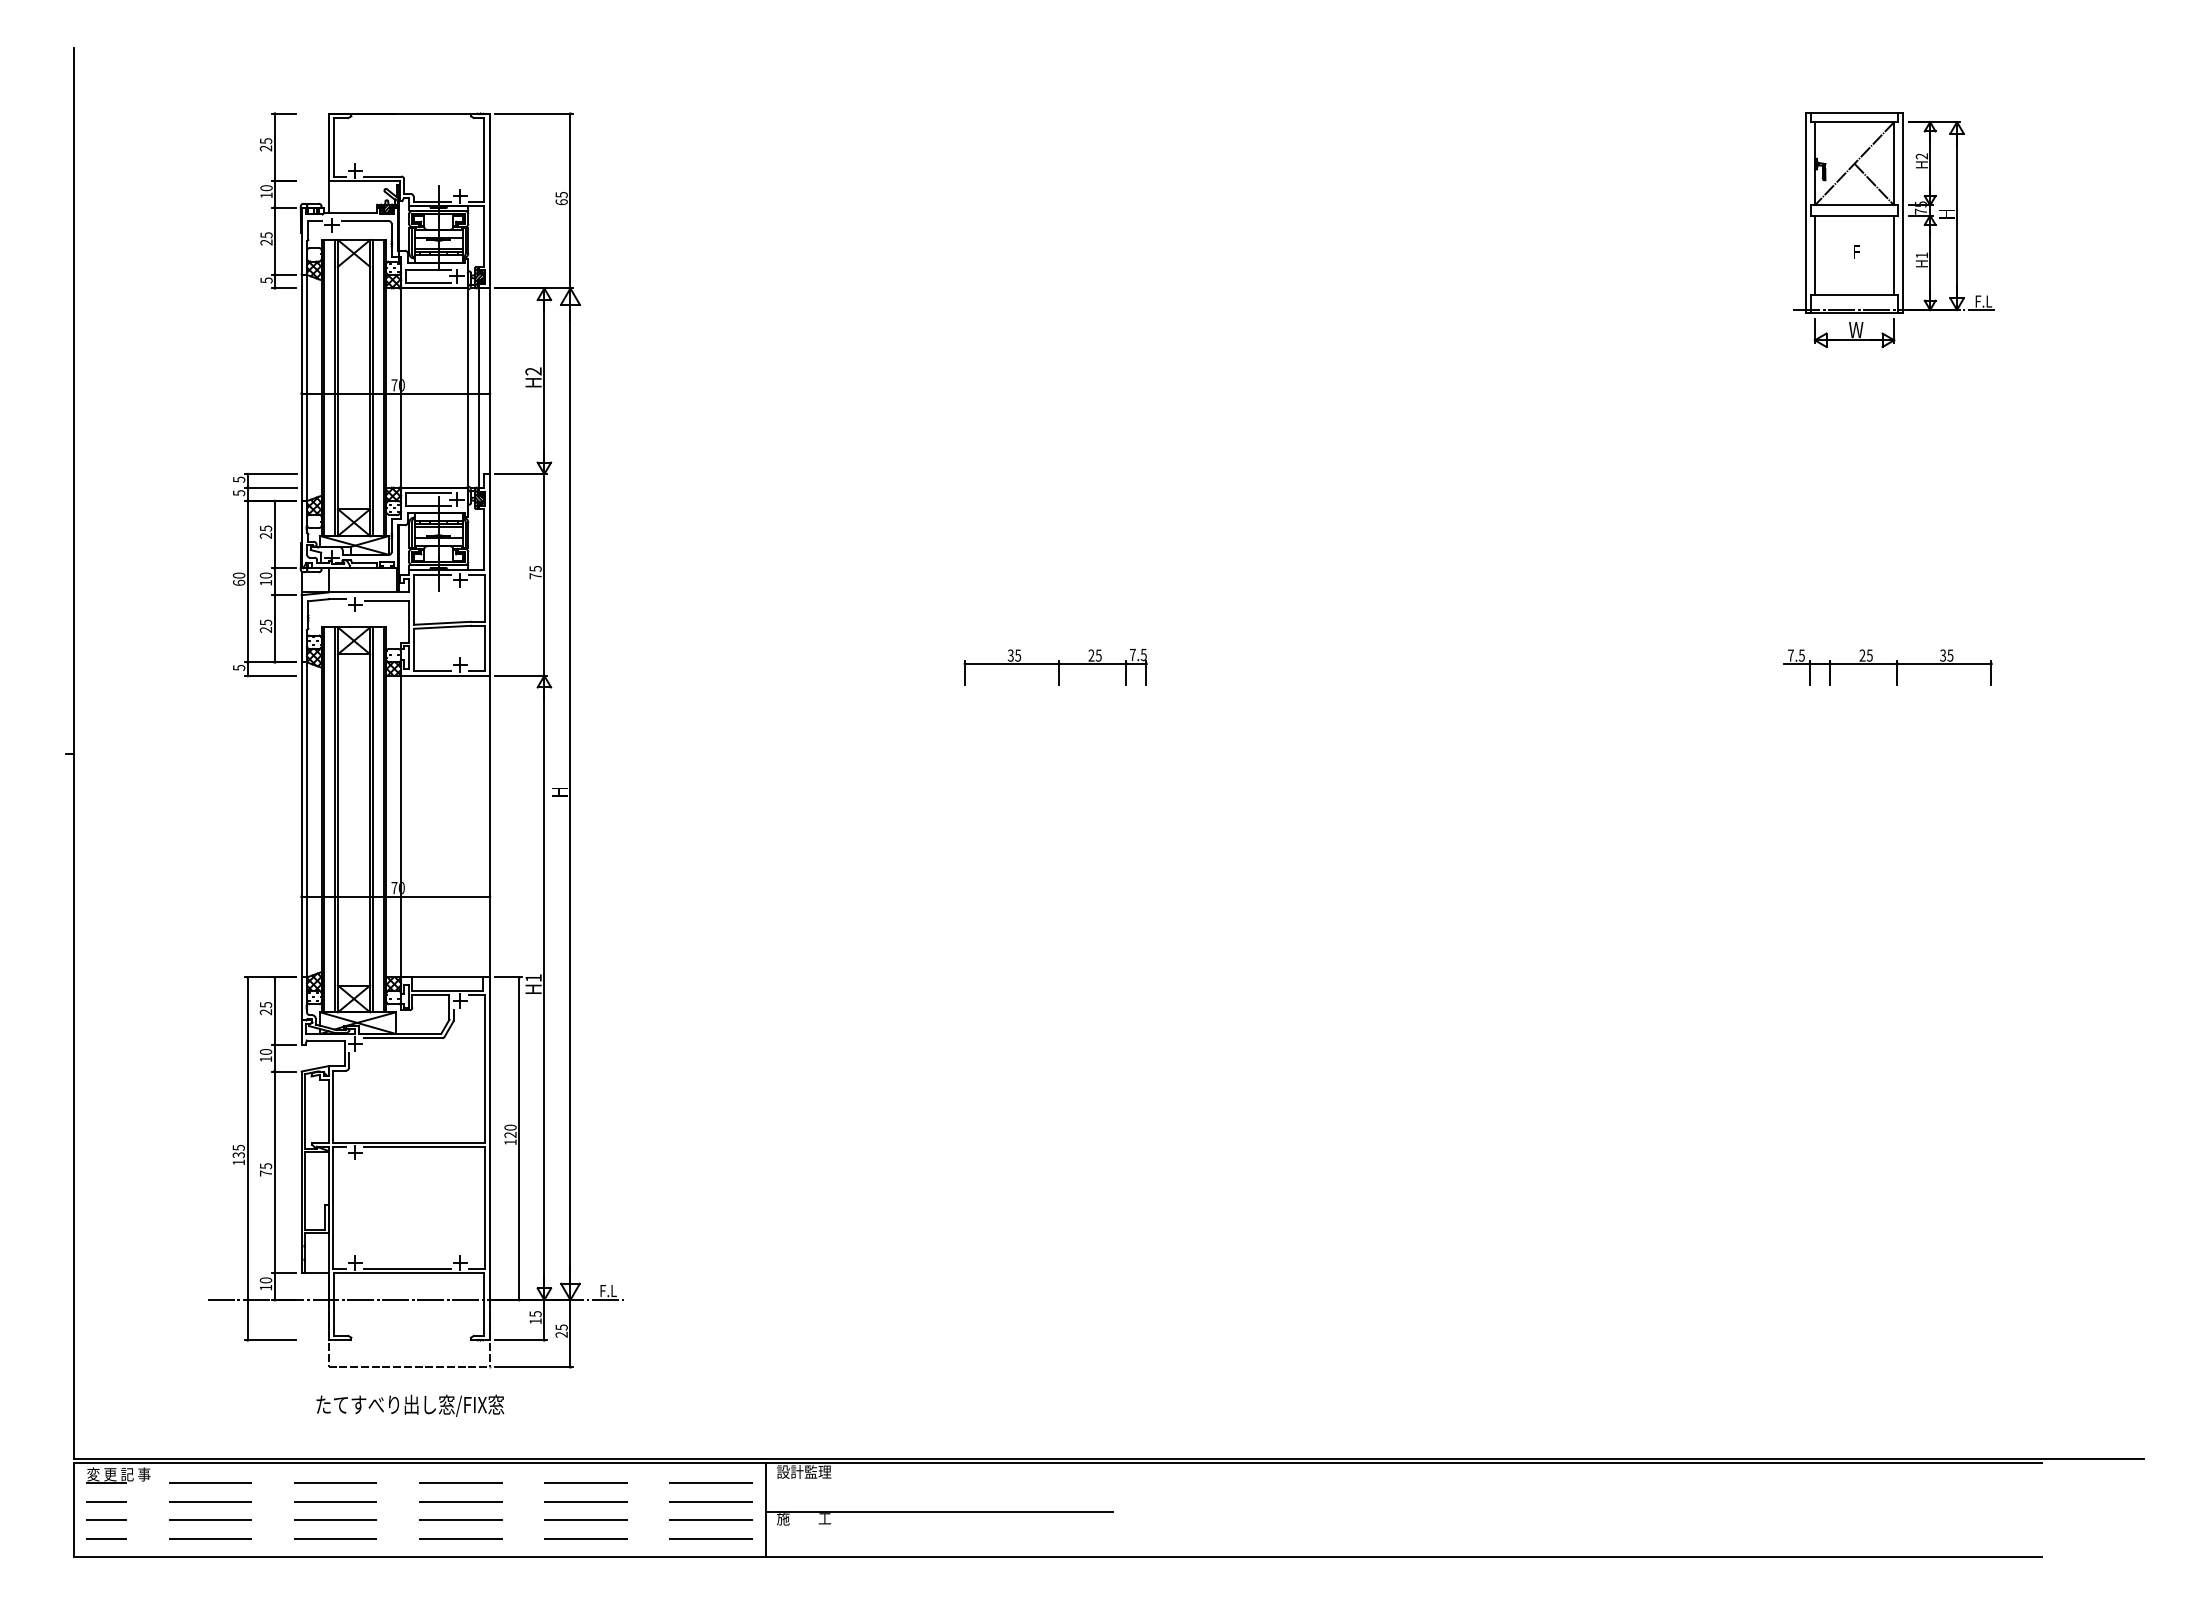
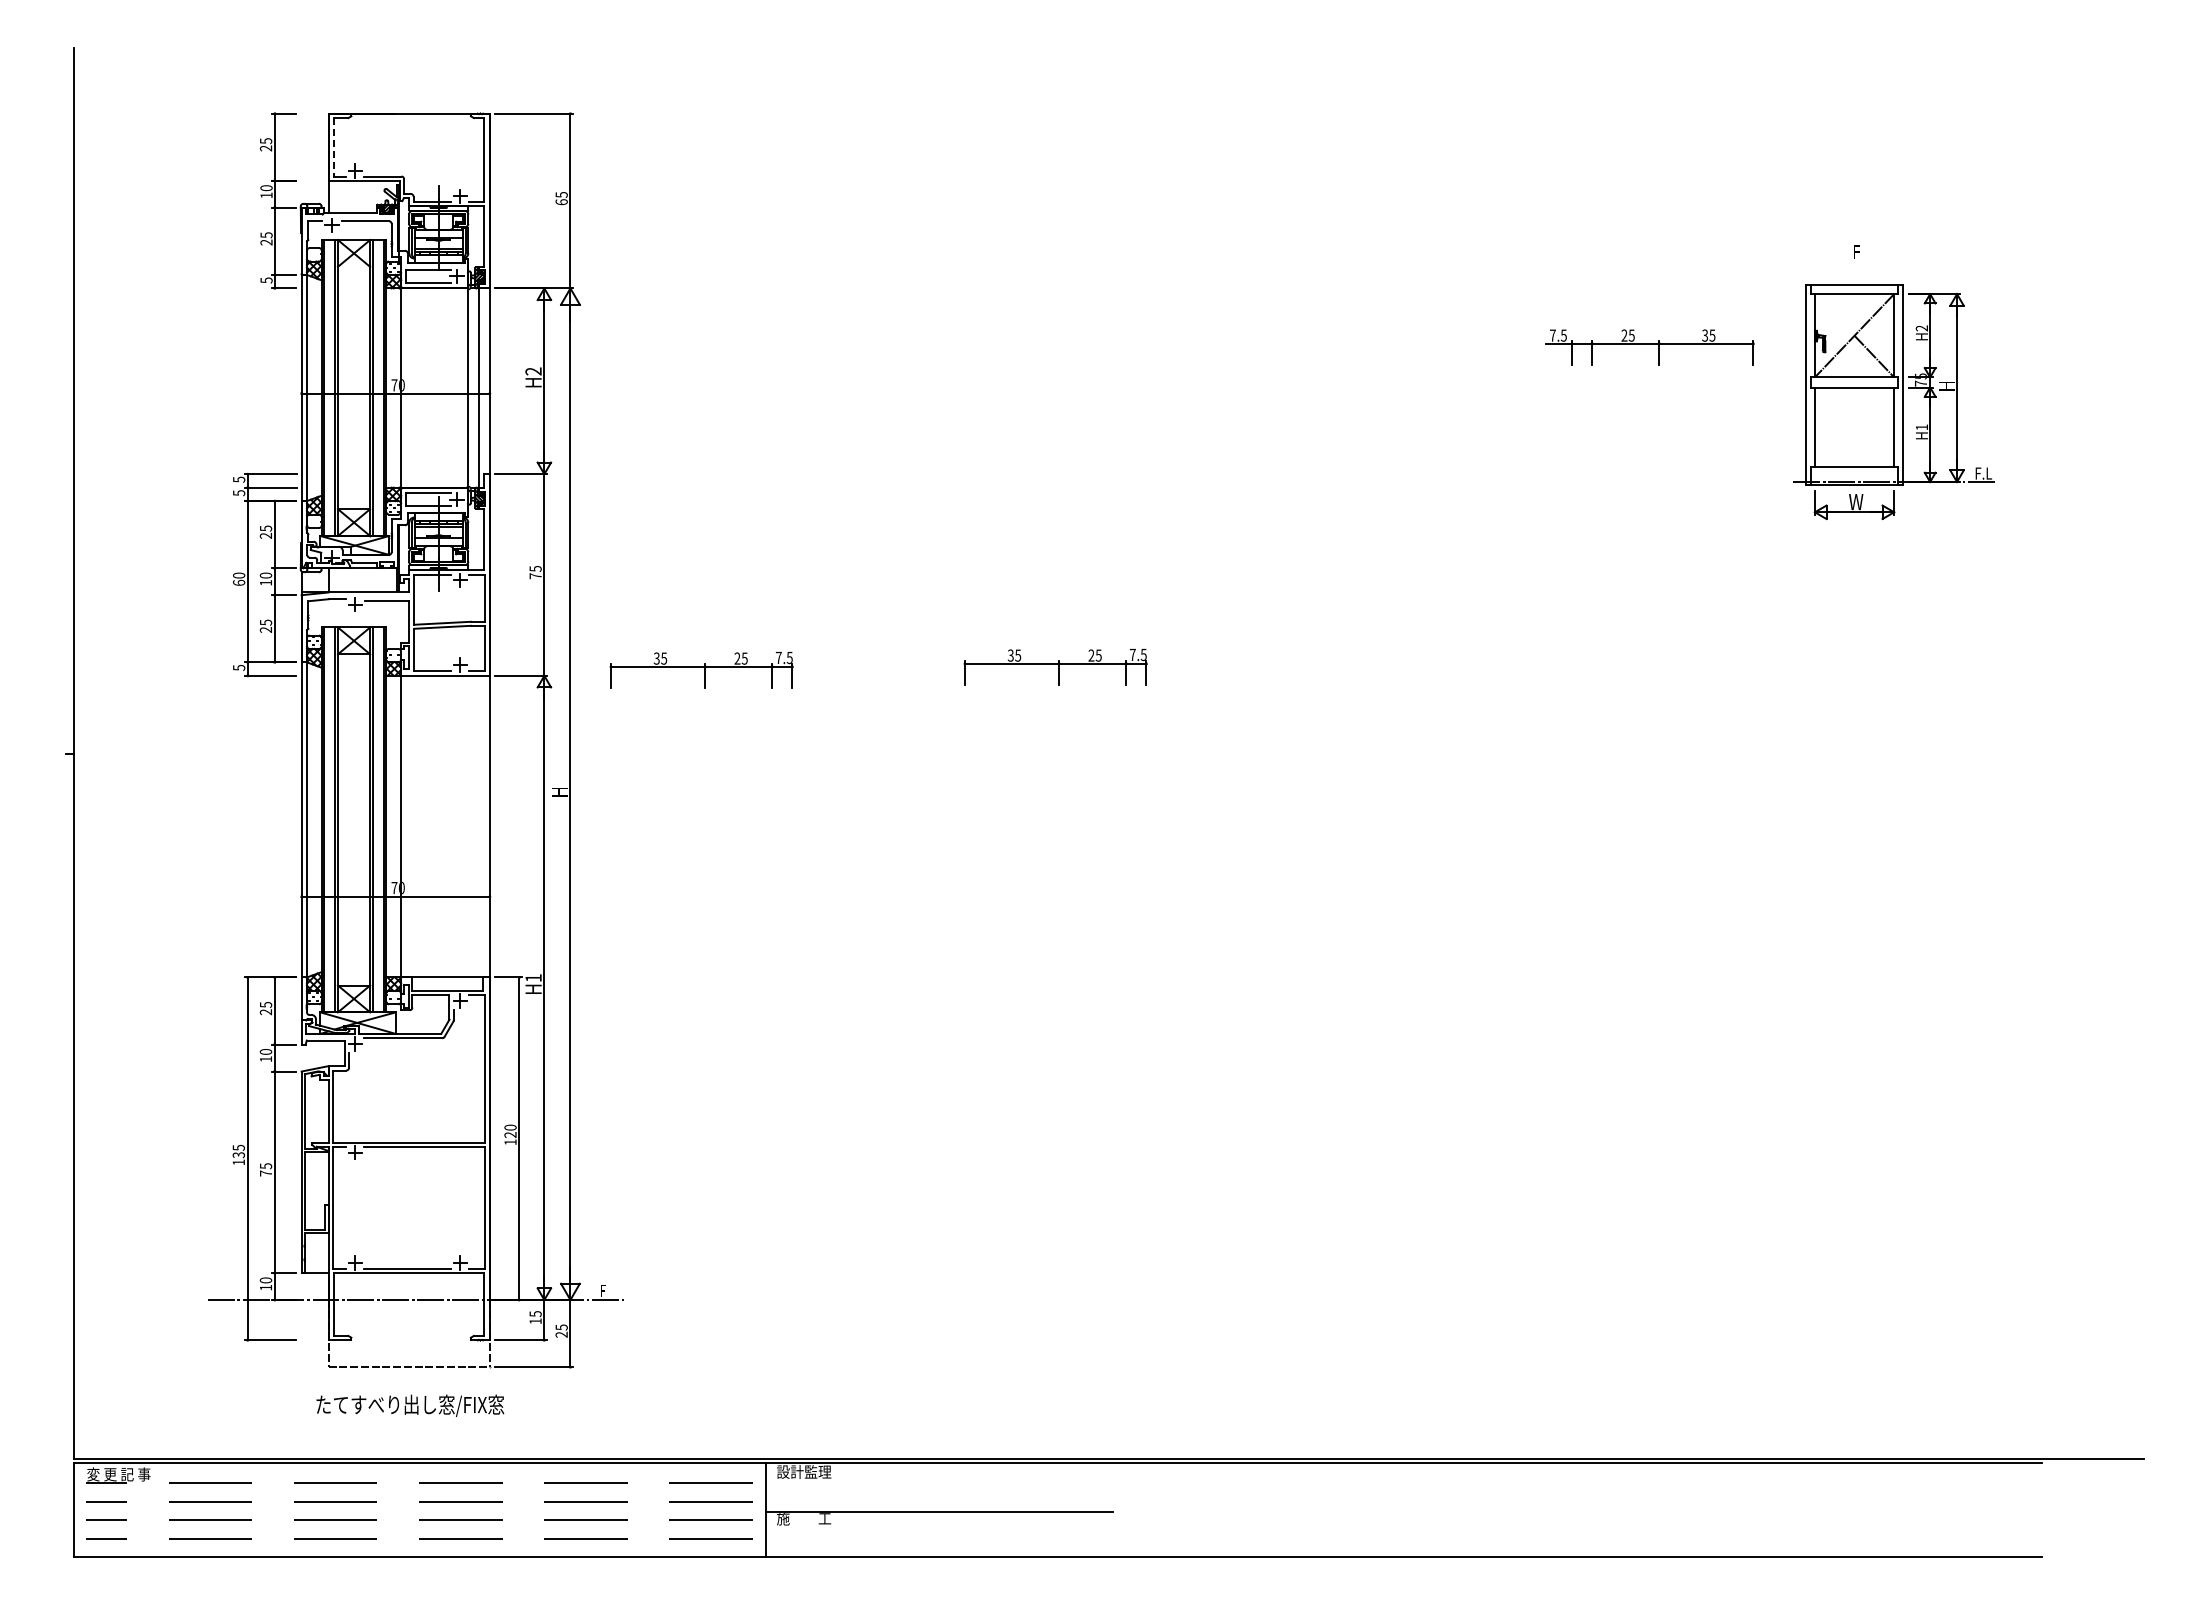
line: solid -> dashed (333, 147)
part position: (1893, 230) -> (1893, 402) (1893, 402)
part position: (1887, 667) -> (1649, 347) (1649, 347)
part: none -> present (701, 670)
text: F.L -> F (608, 1291)
